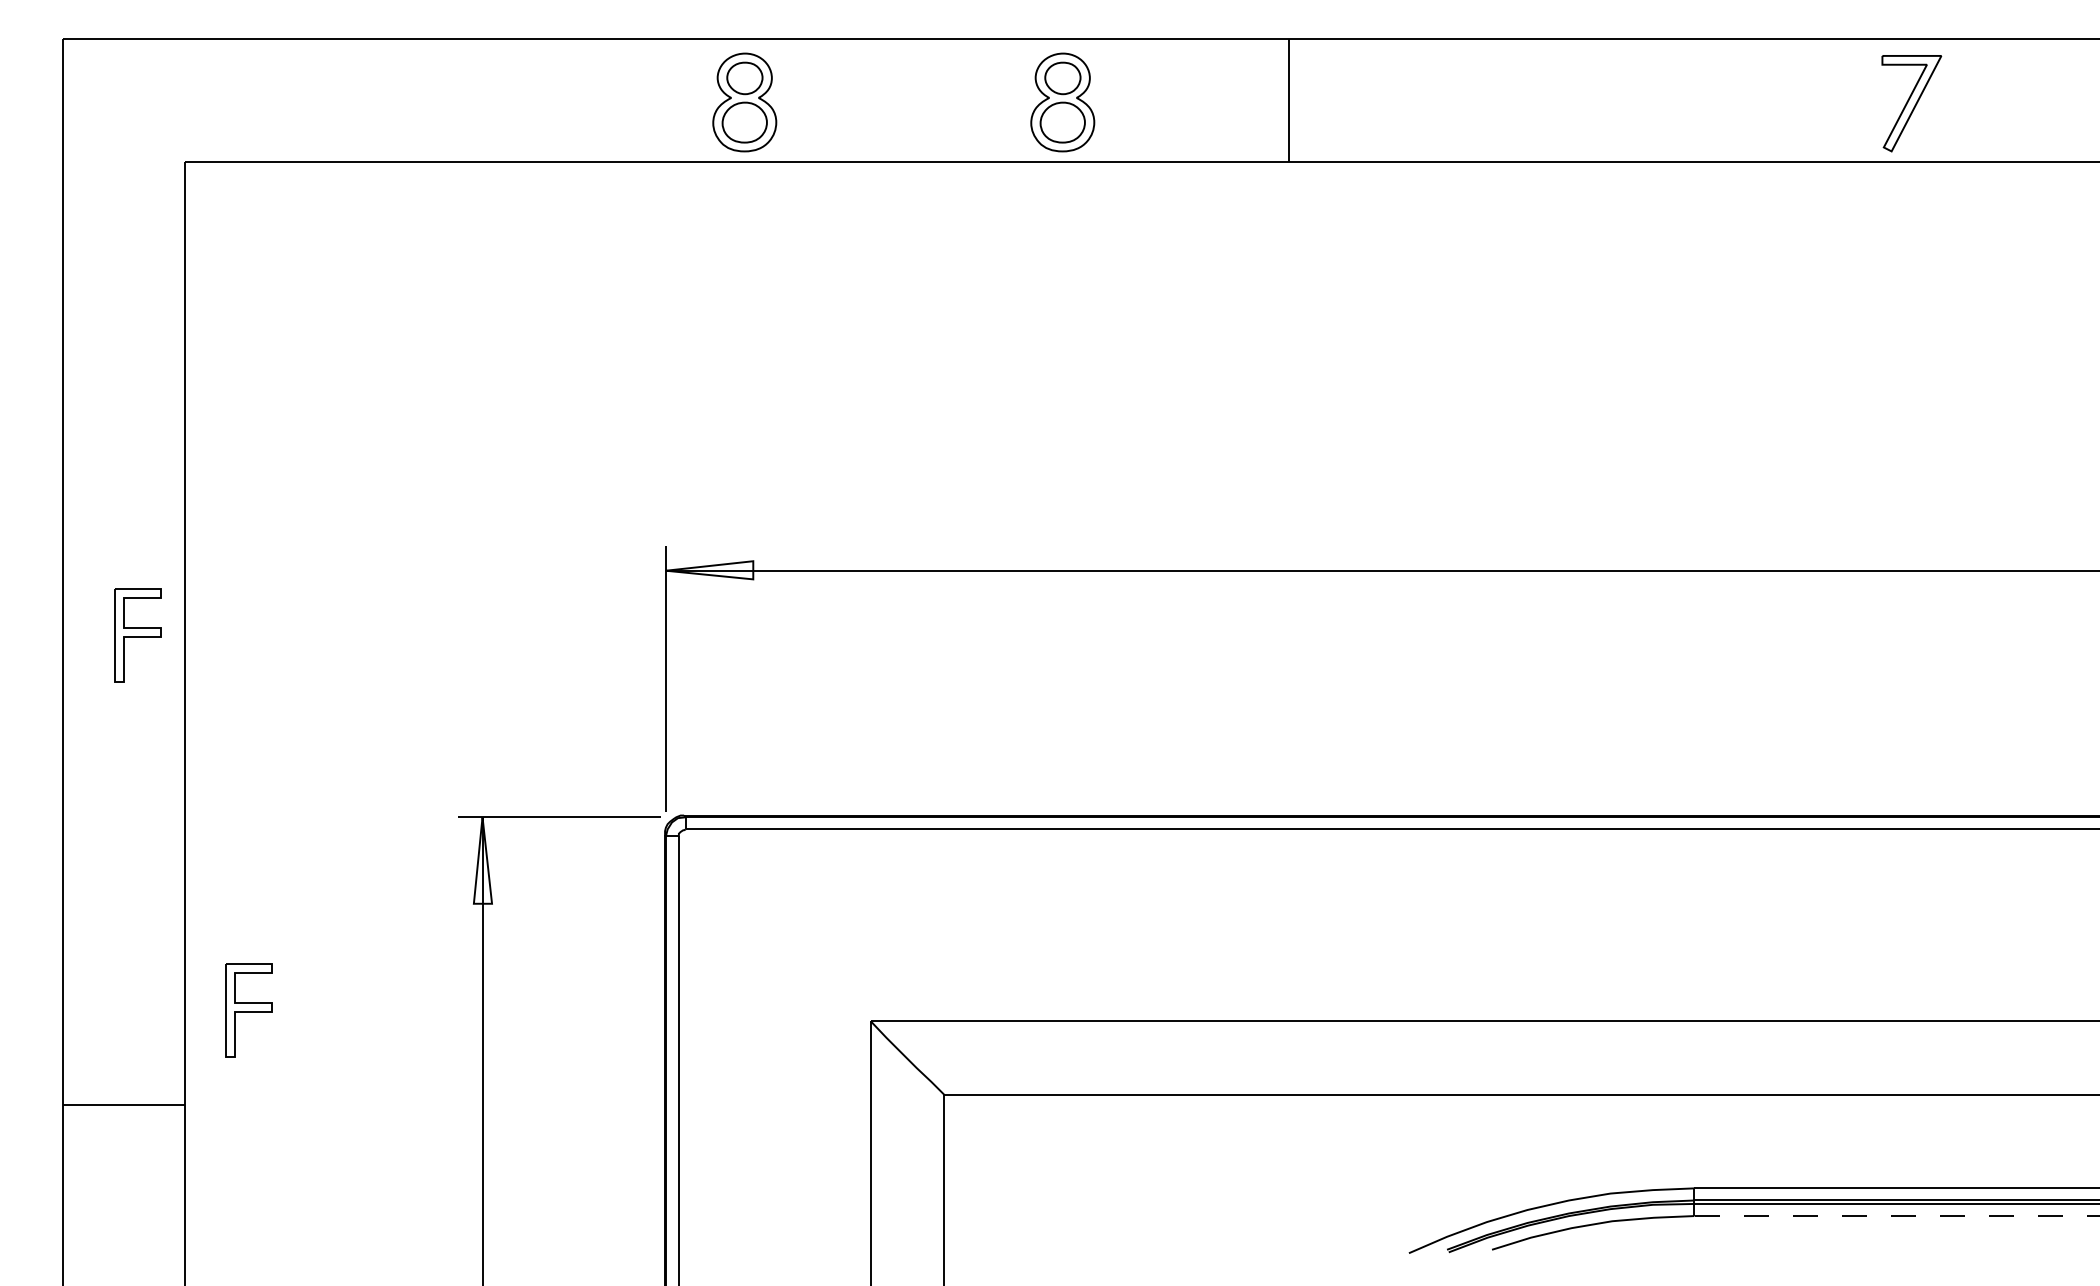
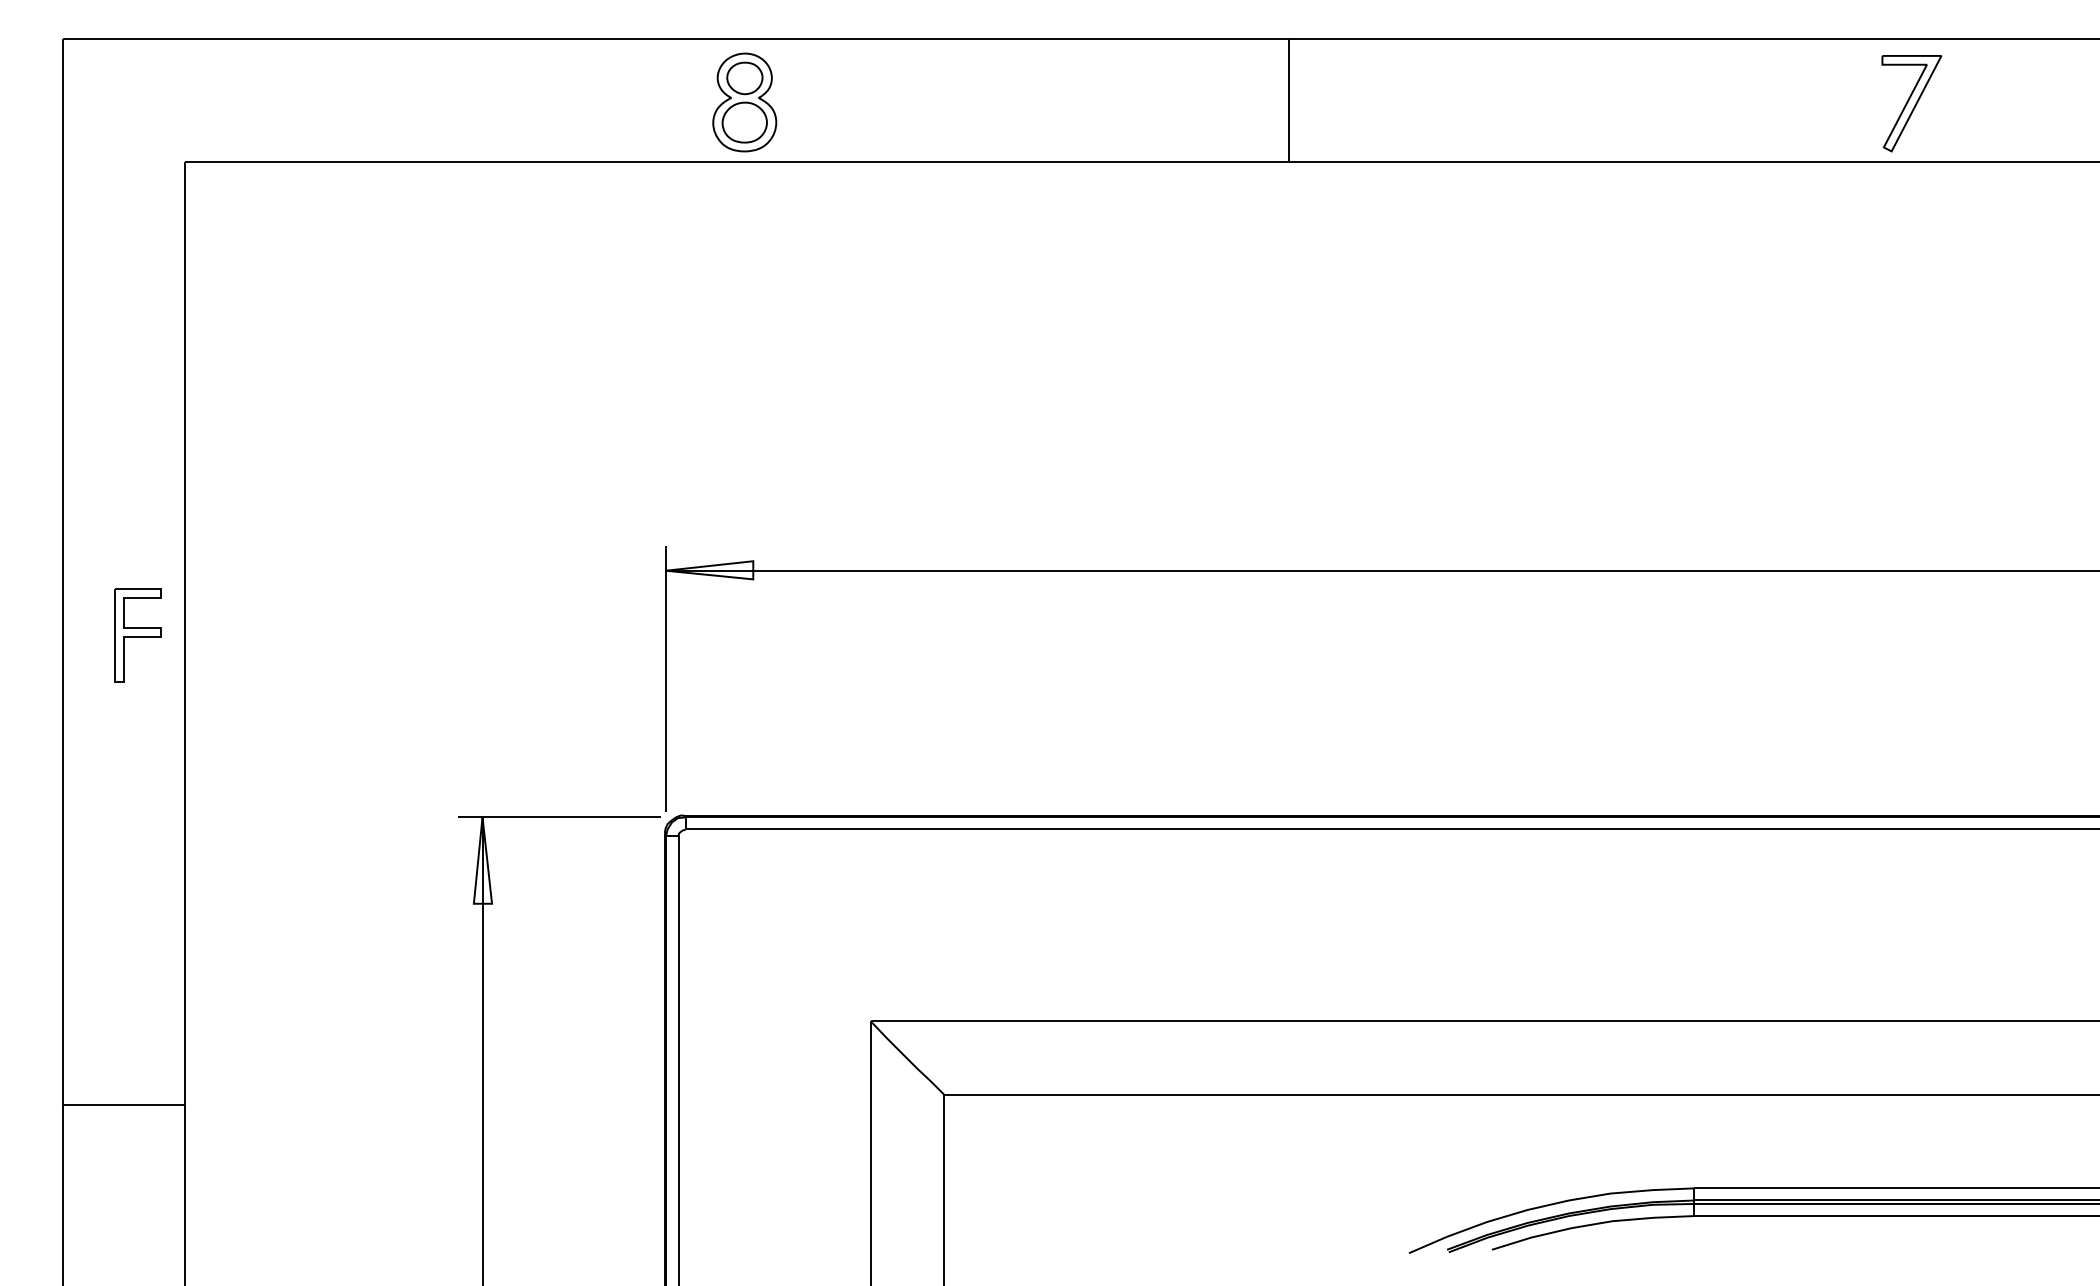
part: present -> none (1062, 102)
part: present -> none (248, 1010)
line: dashed -> solid (1896, 1216)
